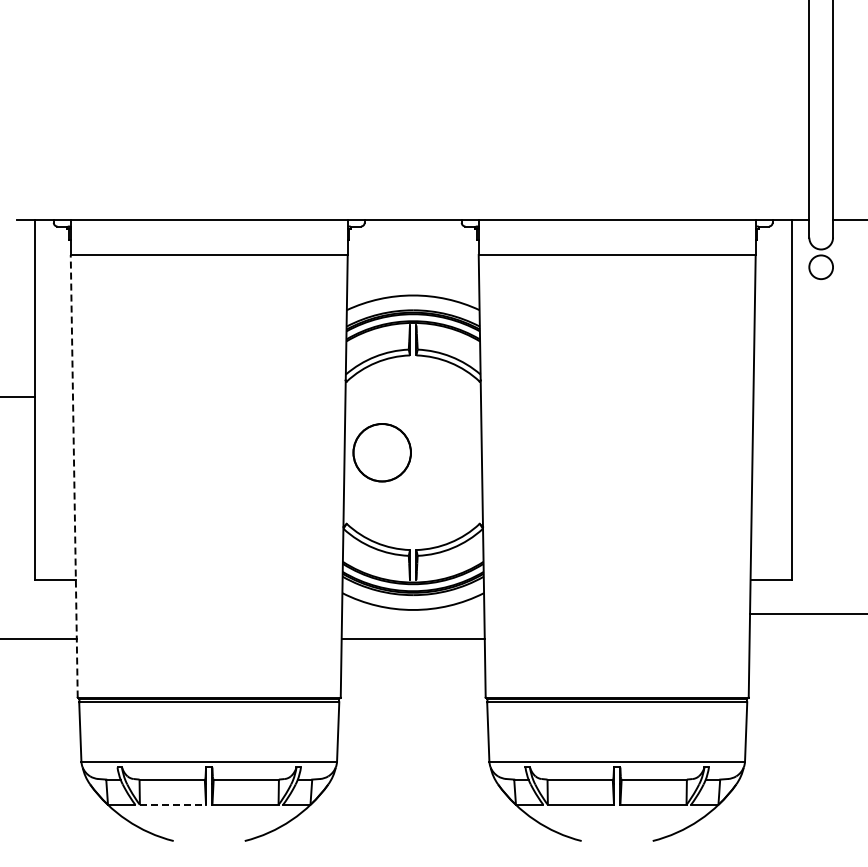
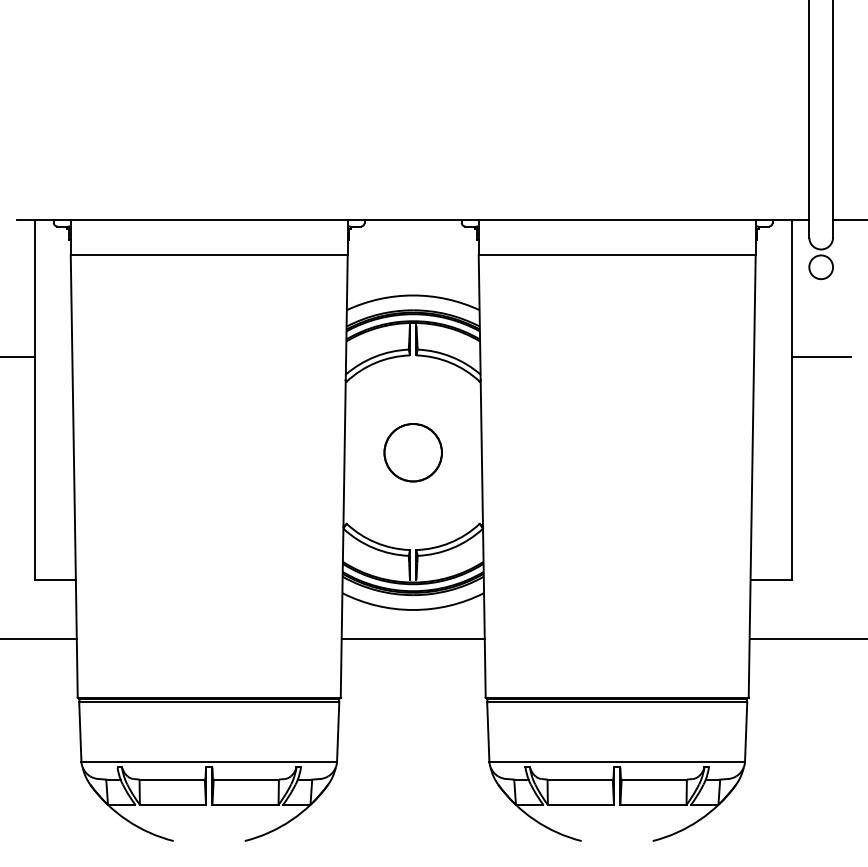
line: none -> present (820, 357)
line position: (18, 397) -> (18, 357) (18, 357)
circle position: (381, 452) -> (412, 452) (412, 452)
line: dashed -> solid (74, 475)
line position: (806, 613) -> (806, 638) (806, 638)
line: dashed -> solid (173, 804)
